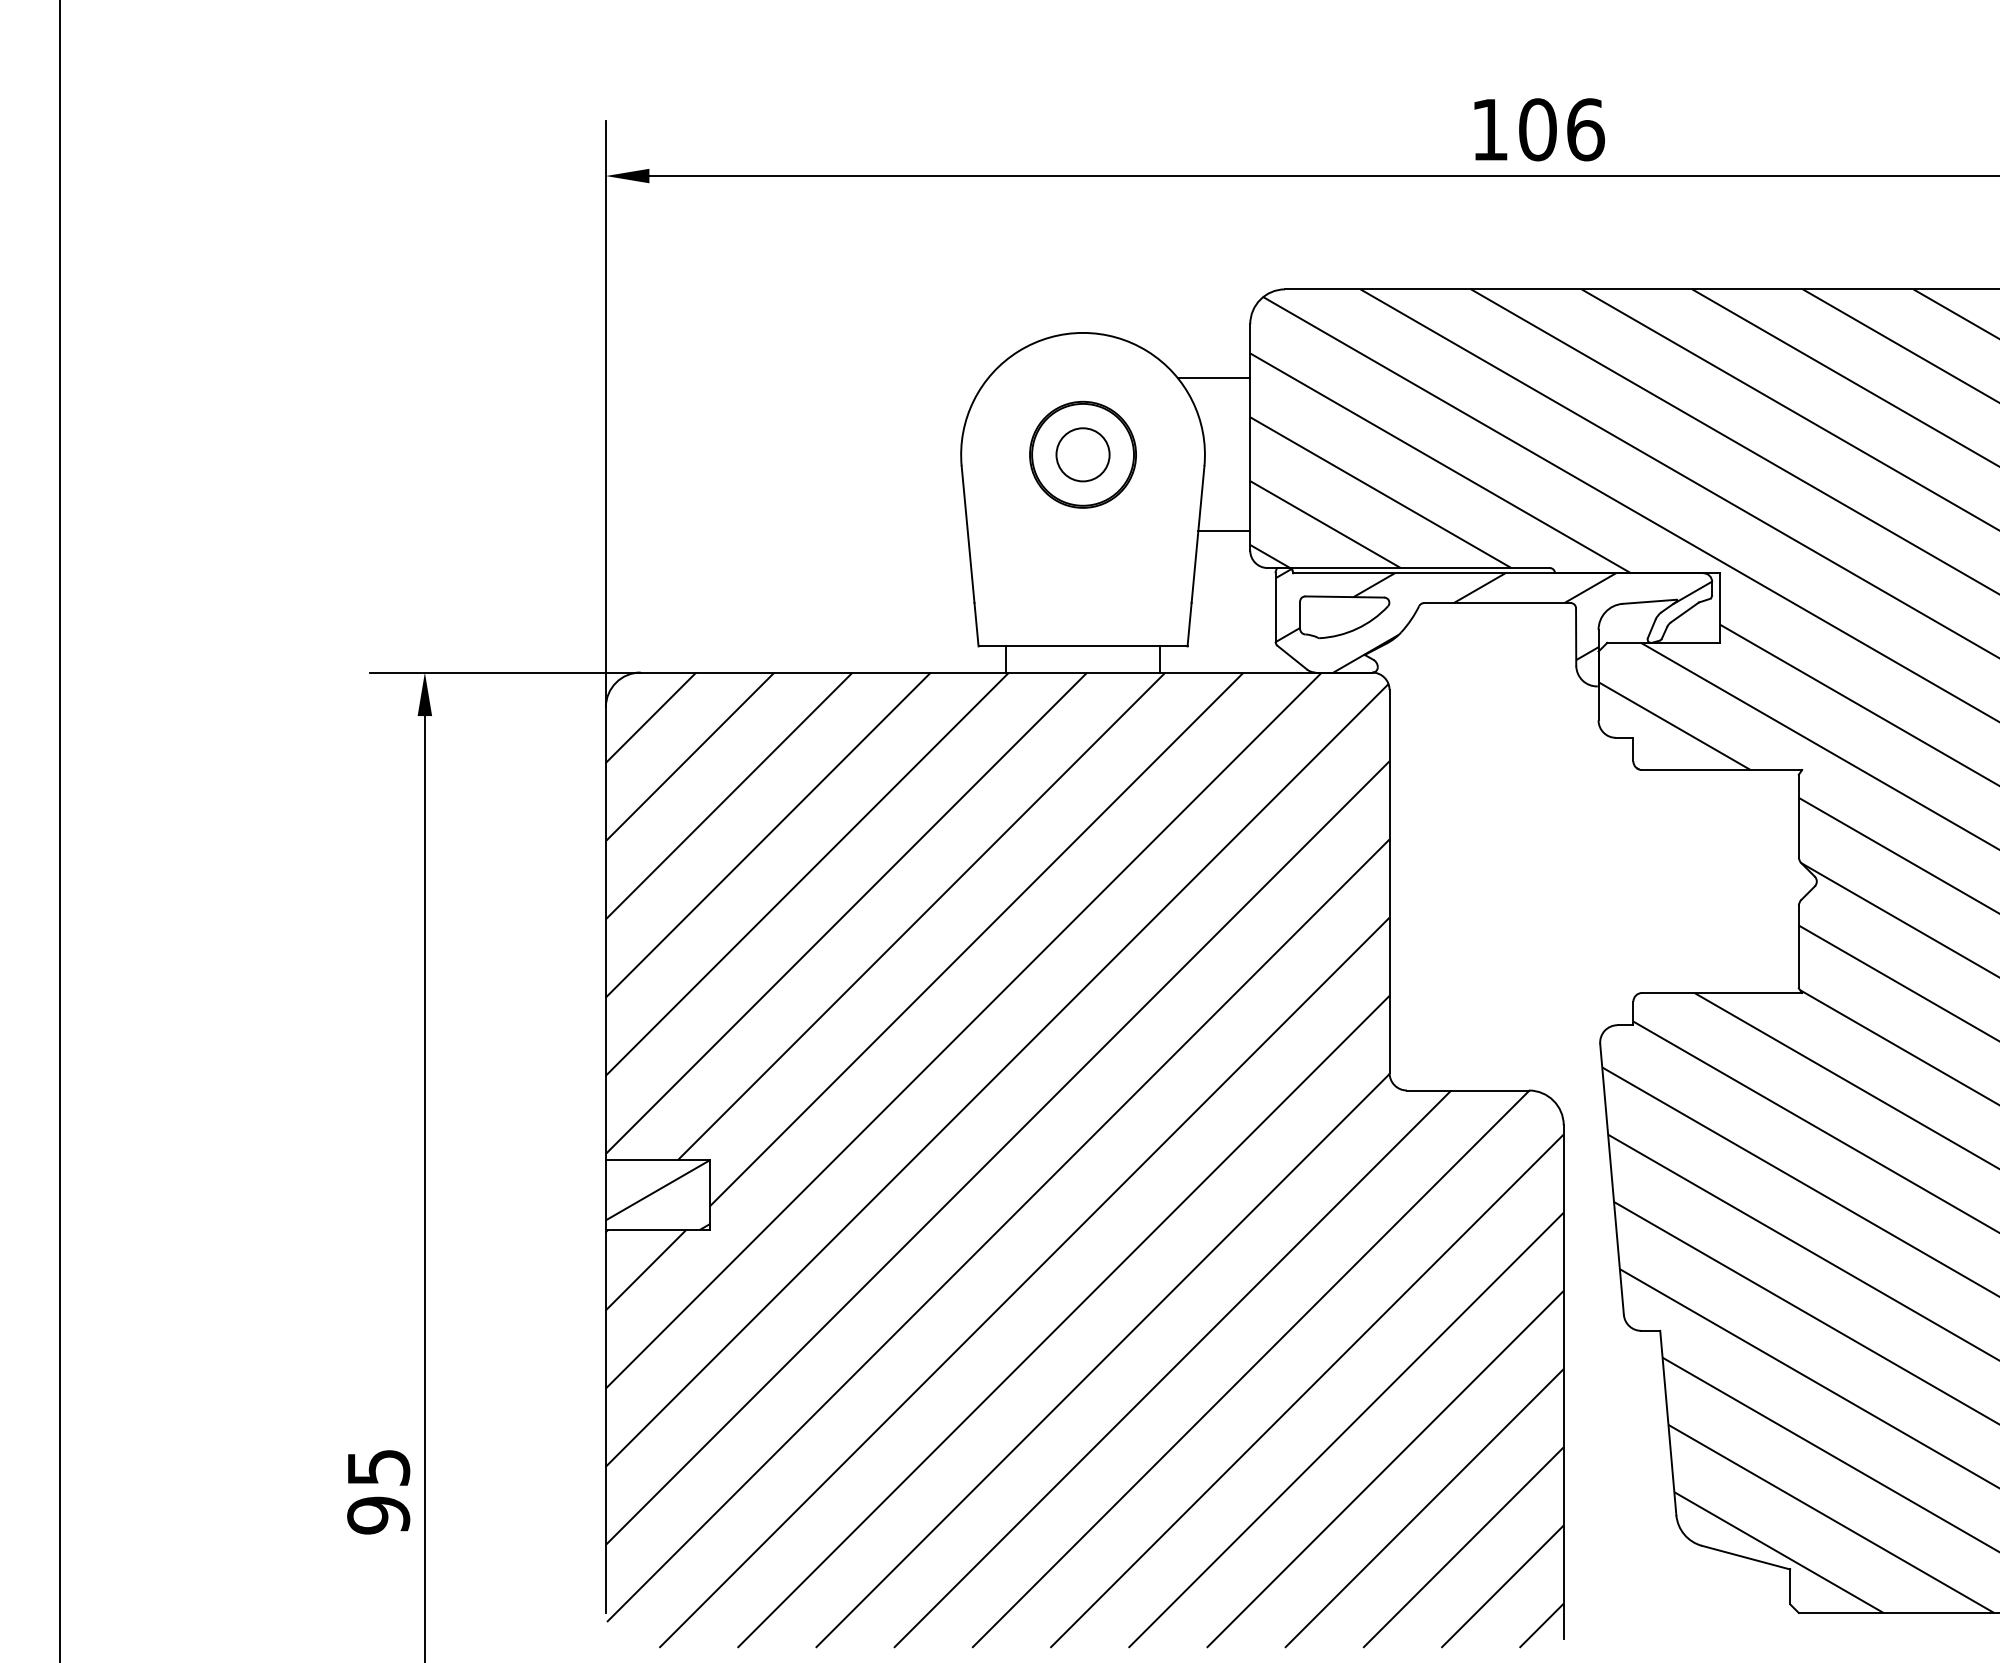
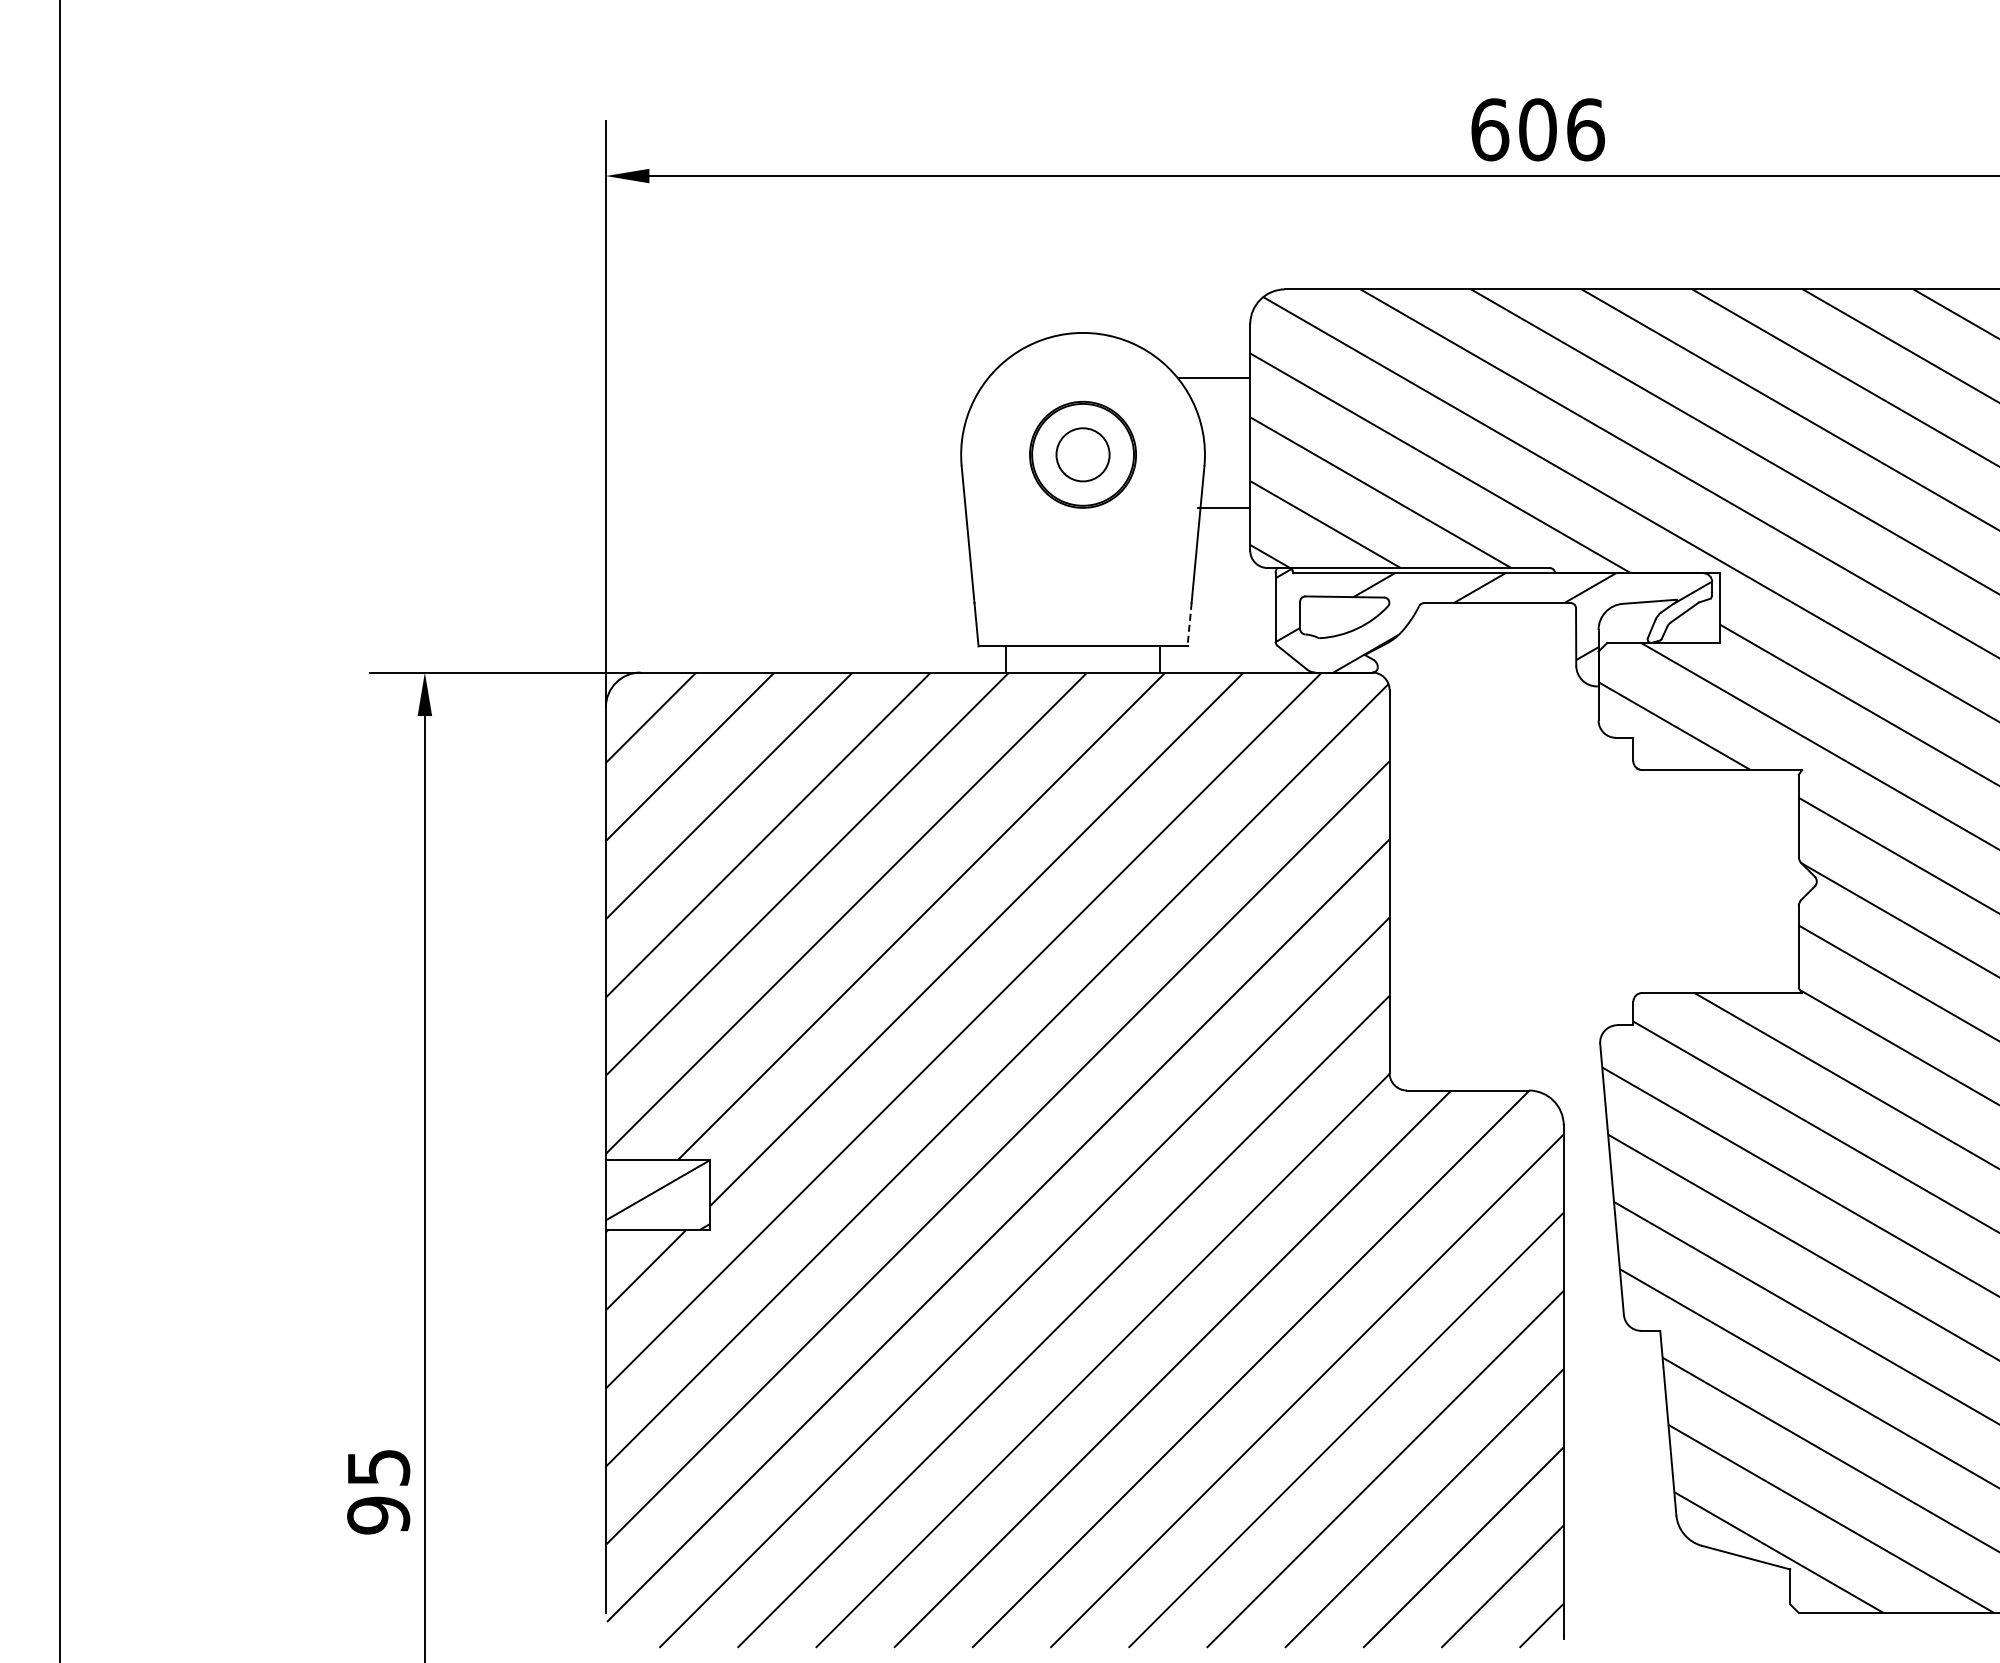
text: 106 -> 606 (1490, 129)
line position: (1224, 531) -> (1224, 508) (1224, 508)
line: solid -> dashed (1189, 624)
